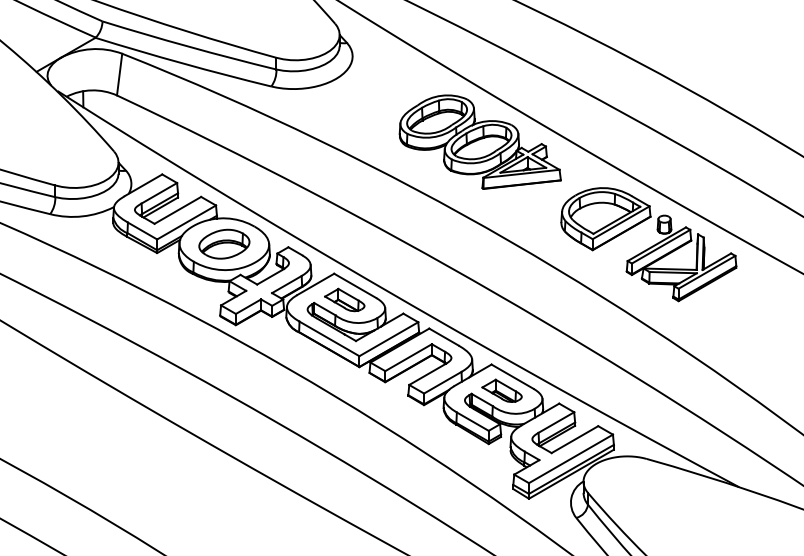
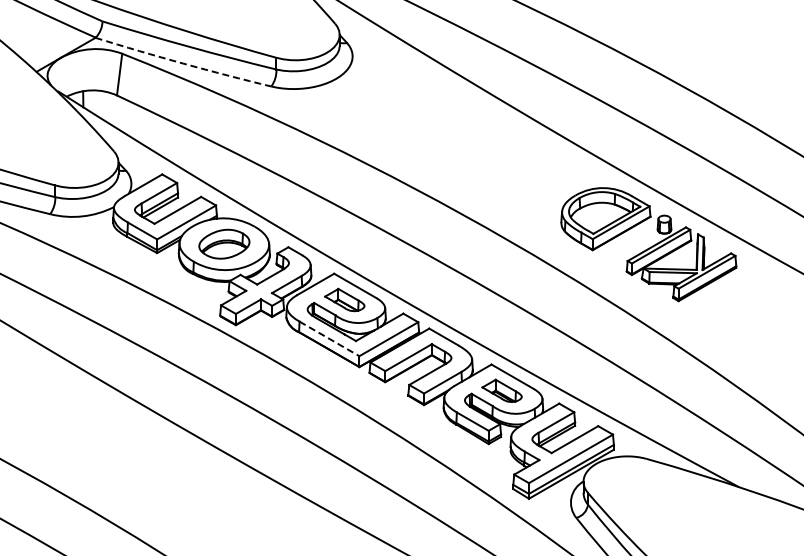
arc: solid -> dashed (183, 63)
part: present -> none (479, 141)
line: solid -> dashed (329, 338)
